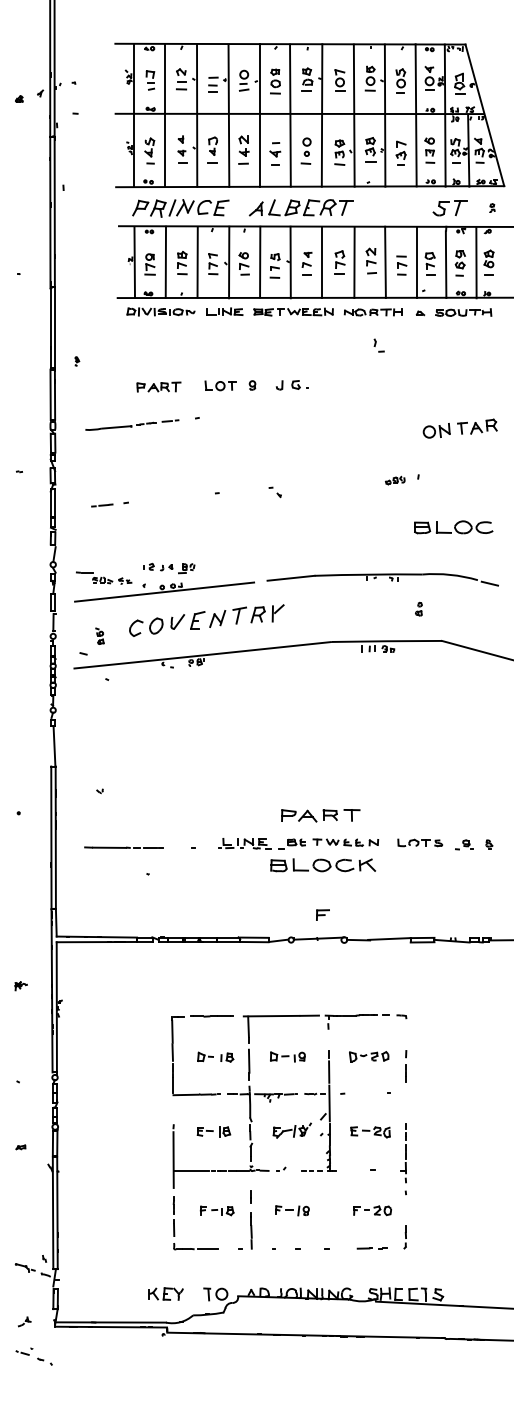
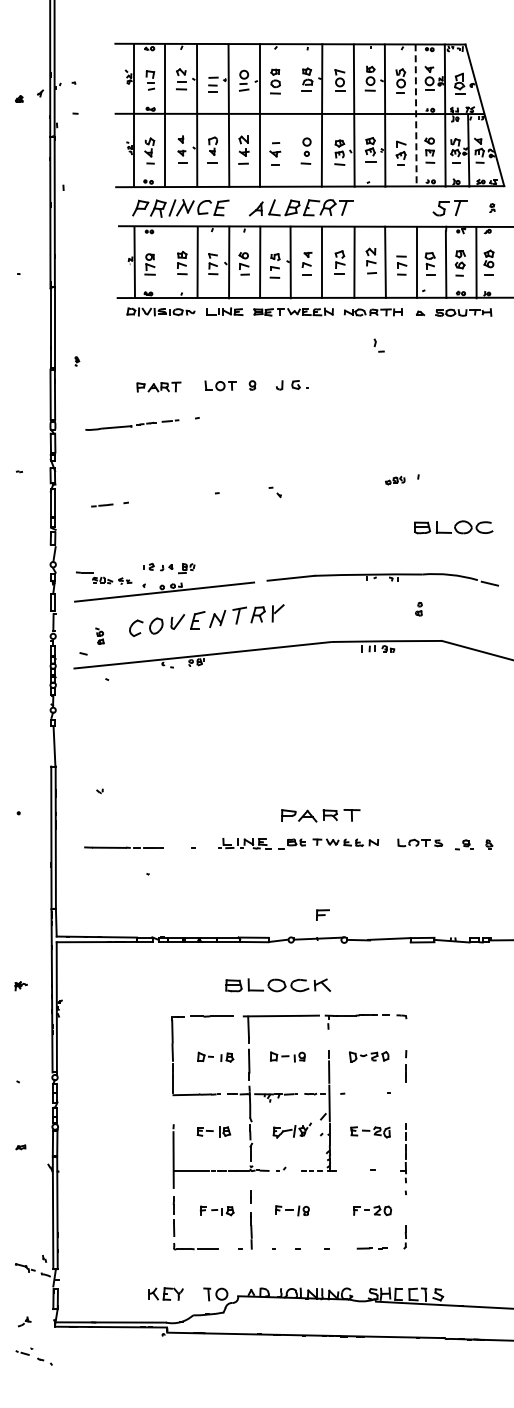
line: present -> none (290, 115)
line: solid -> dashed (416, 115)
line: present -> none (165, 262)
part: present -> none (459, 428)
part position: (322, 865) -> (277, 985) (277, 985)
